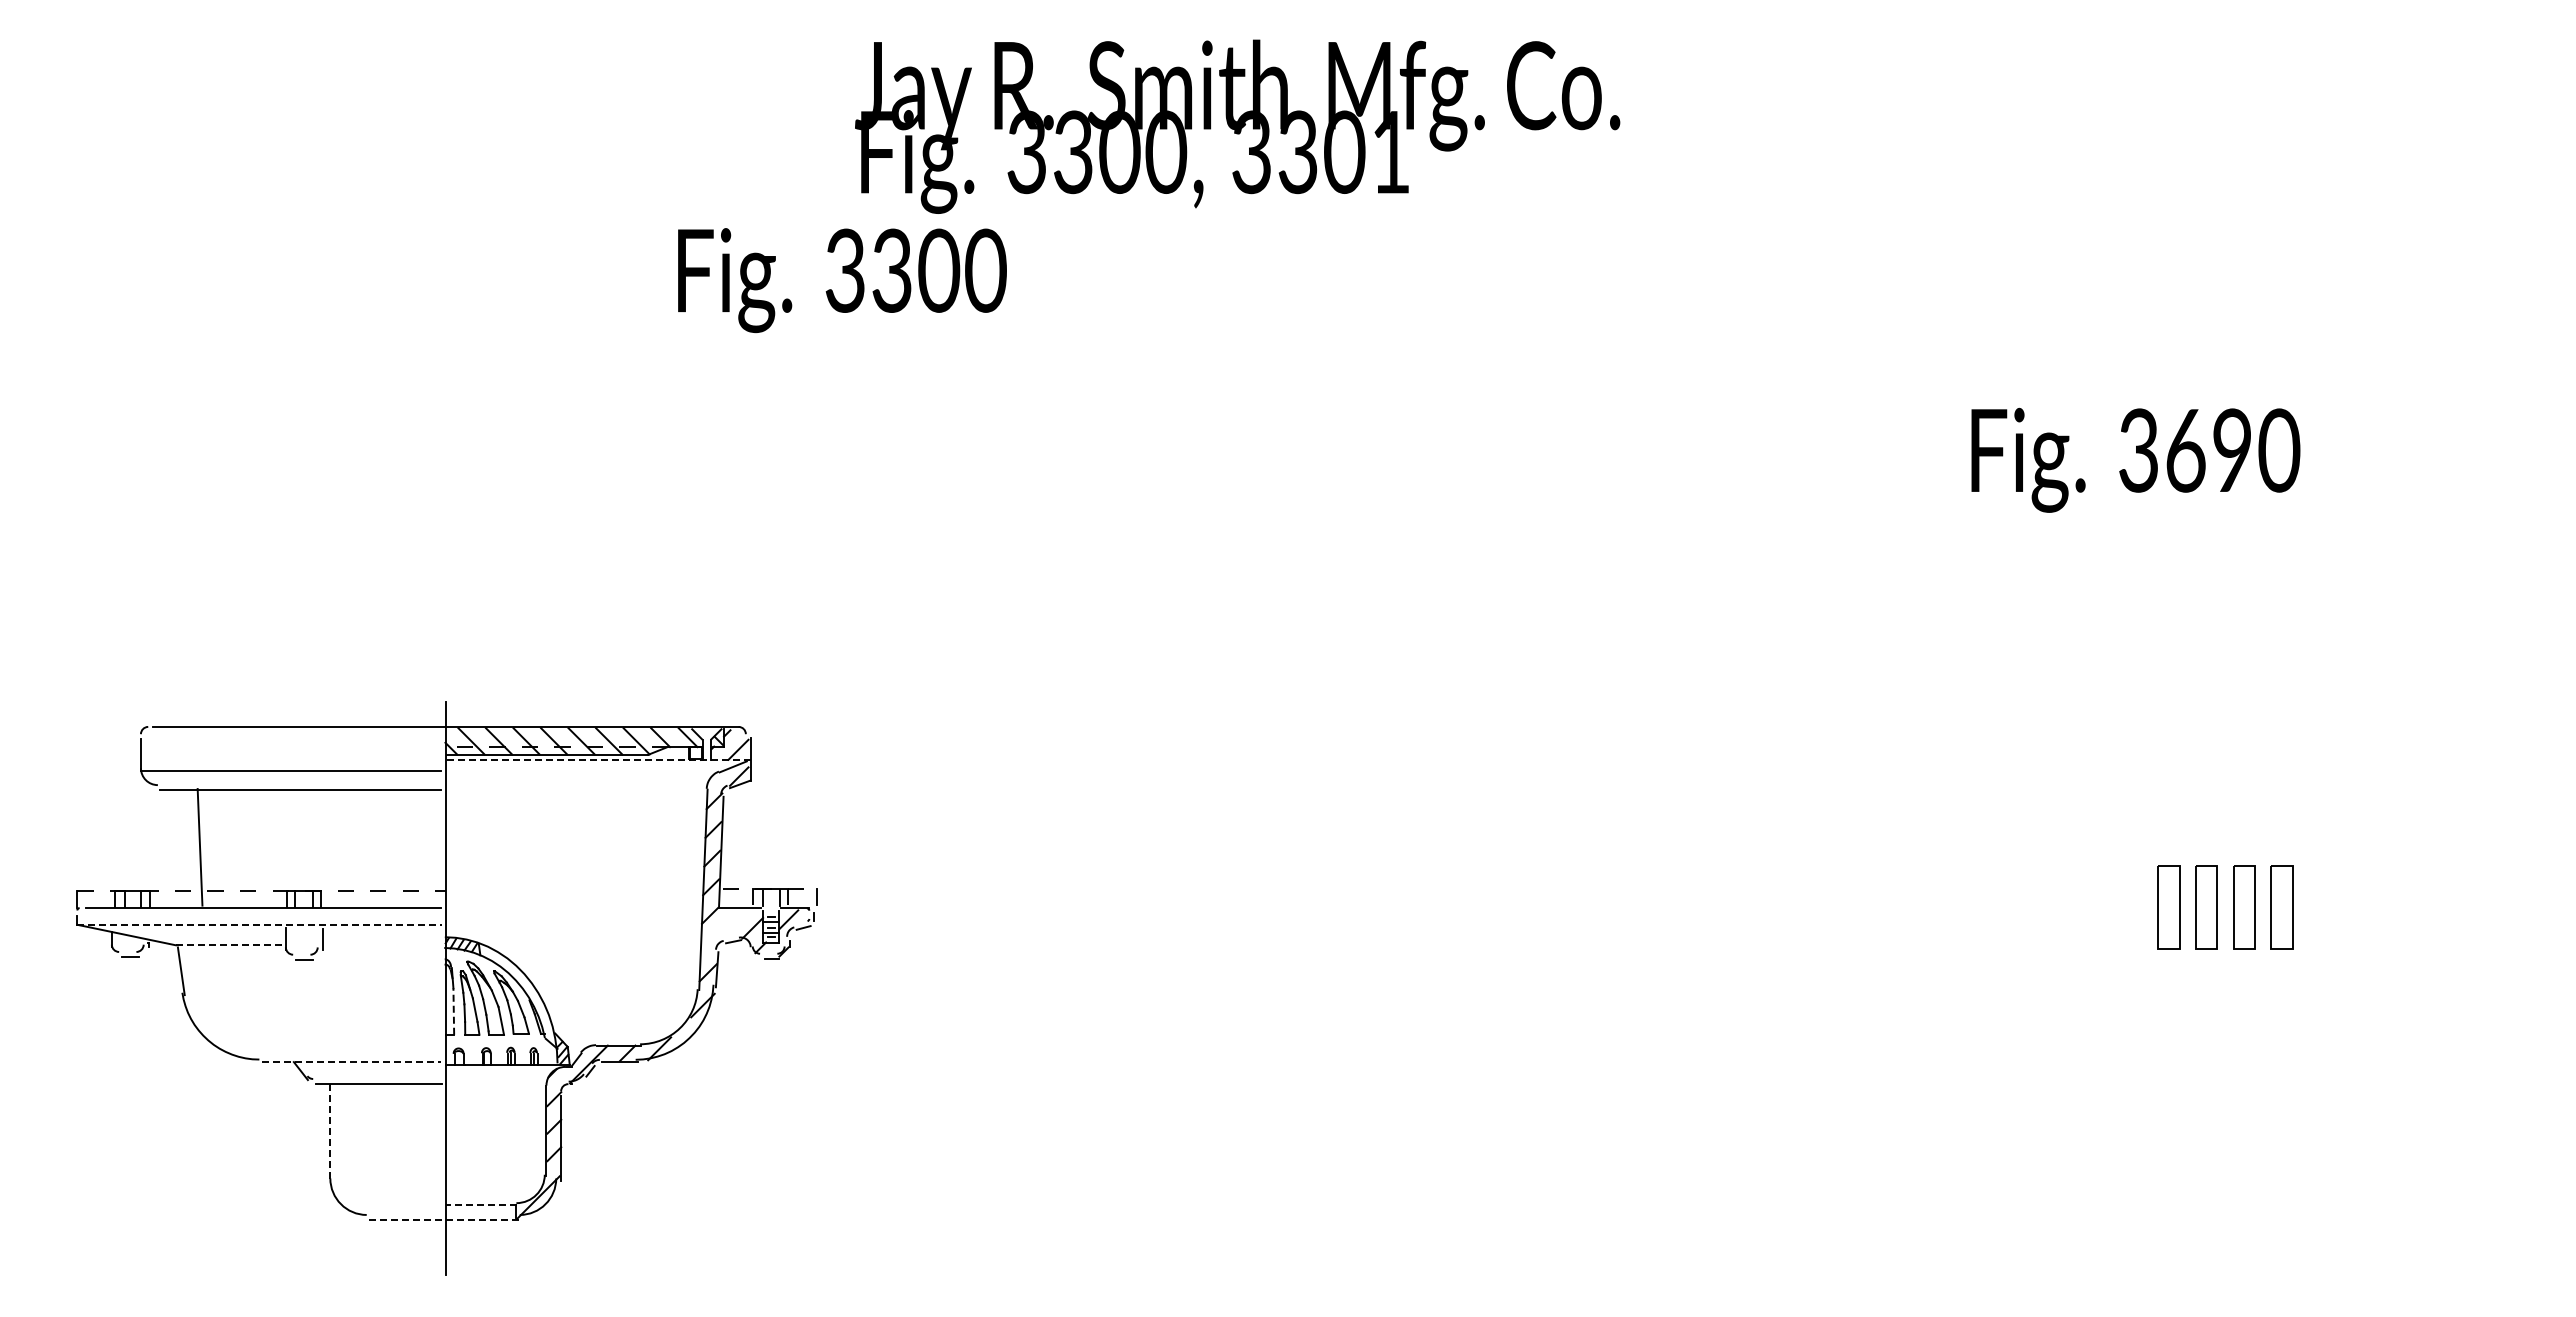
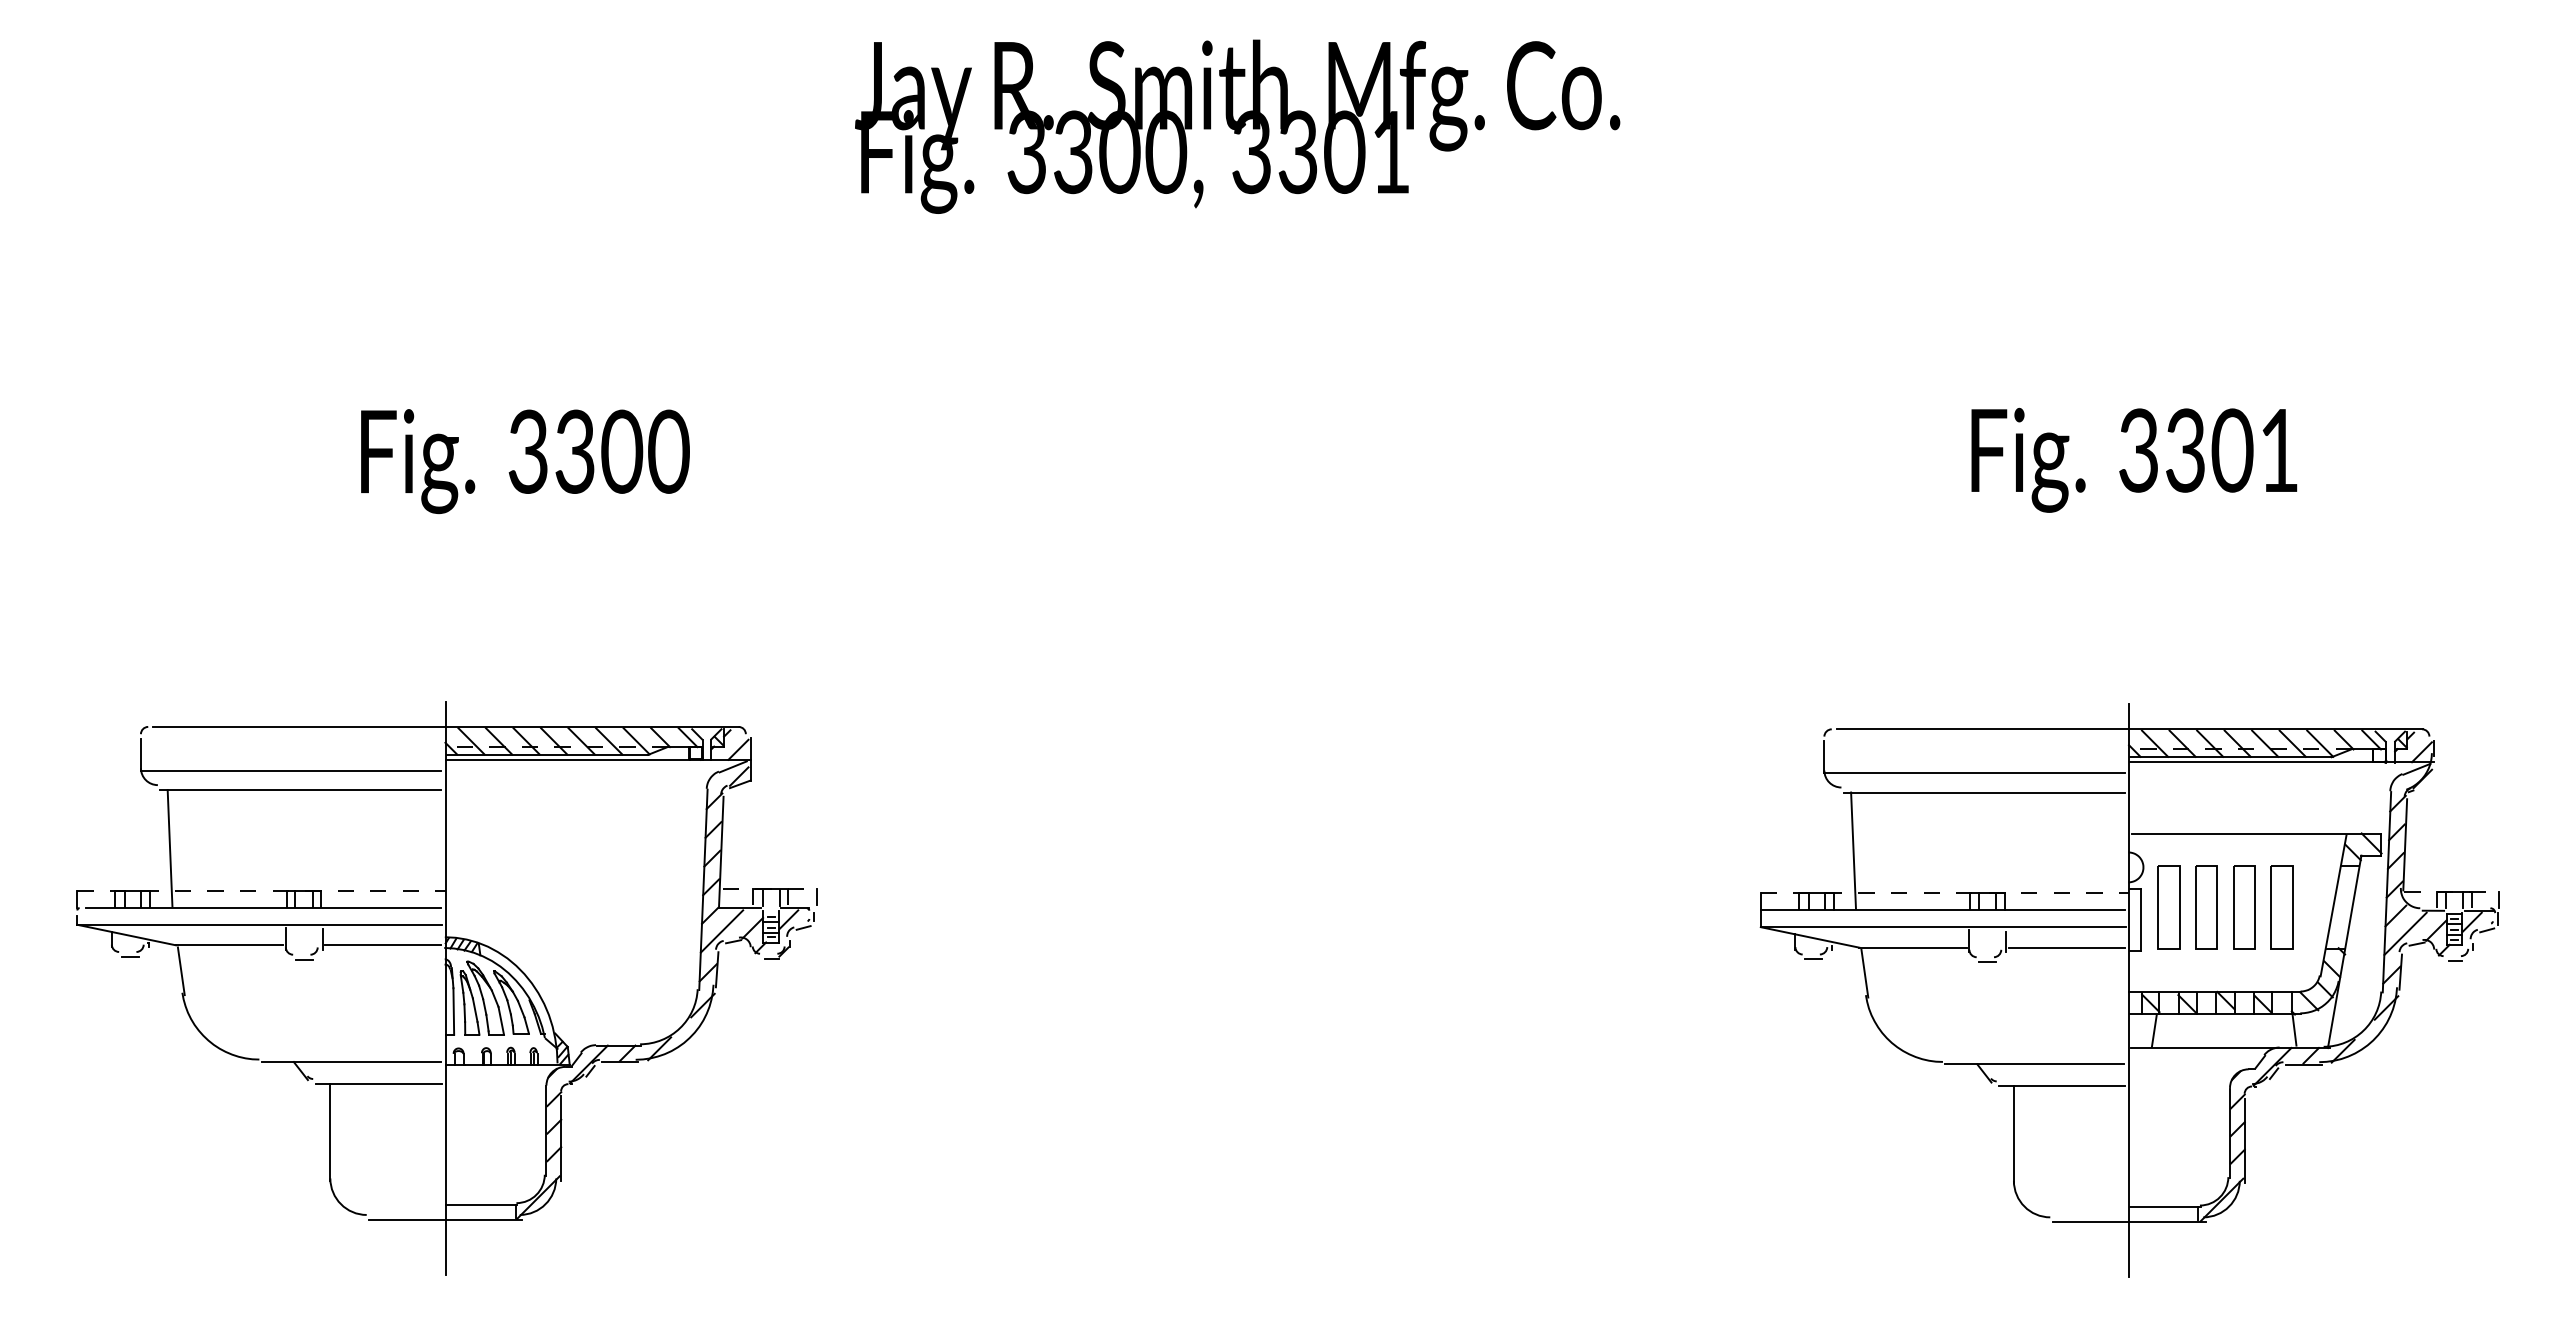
text position: (842, 280) -> (525, 461) (525, 461)
text: 3690 -> 3301 (2233, 450)
line: dashed -> solid (597, 760)
line position: (199, 847) -> (169, 848) (169, 848)
line: dashed -> solid (259, 924)
line: none -> present (721, 931)
line: dashed -> solid (229, 945)
line: none -> present (382, 945)
part: none -> present (2129, 990)
line: dashed -> solid (453, 1011)
line: dashed -> solid (351, 1062)
line: dashed -> solid (330, 1132)
line: dashed -> solid (481, 1204)
line: dashed -> solid (445, 1219)
